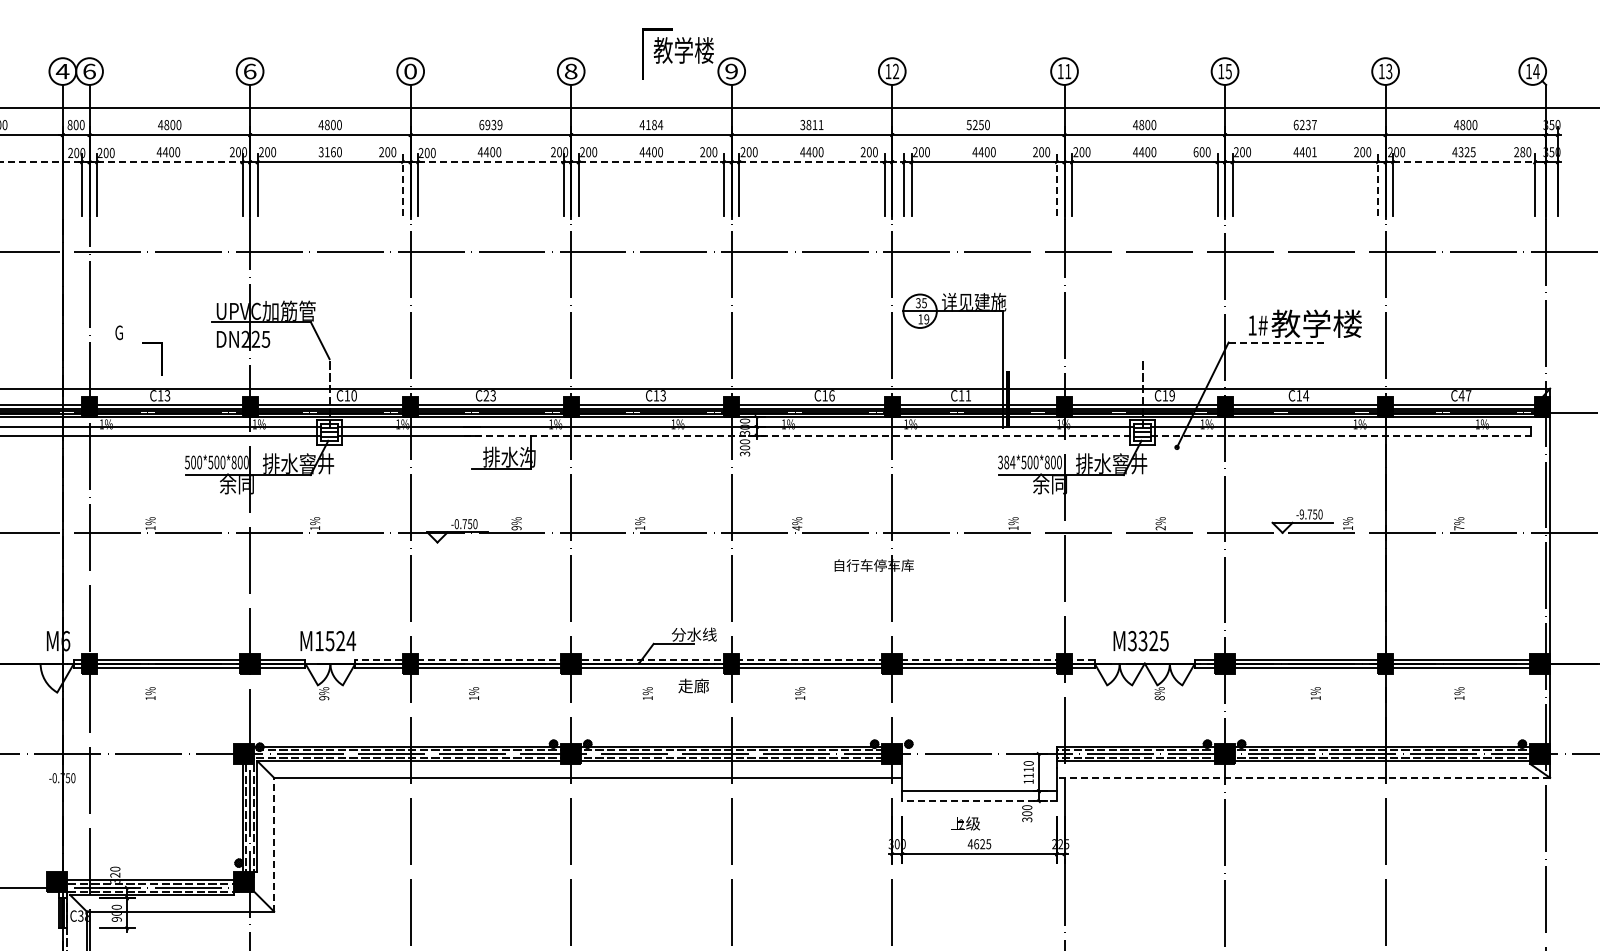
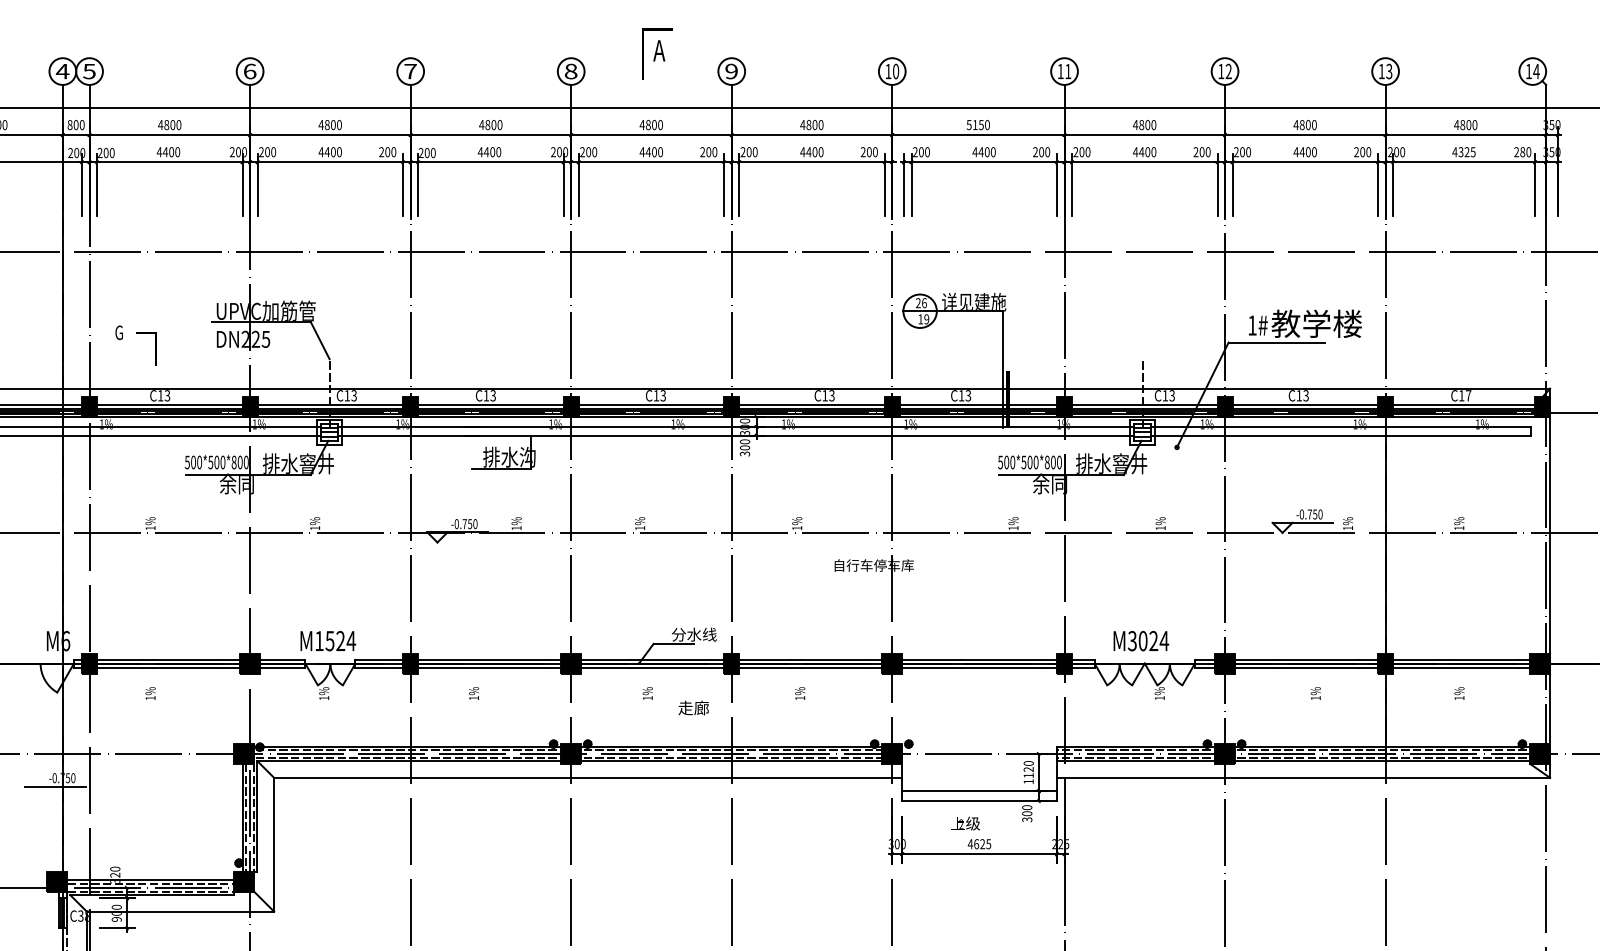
text: 教学楼 -> A (683, 50)
text: 6 -> 5 (89, 71)
text: 0 -> 7 (410, 71)
text: 12 -> 10 (895, 71)
text: 15 -> 12 (1228, 71)
text: 5250 -> 5150 (974, 124)
text: 6939 -> 4800 (490, 125)
text: 4184 -> 4800 (654, 125)
text: 3811 -> 4800 (811, 125)
text: 6237 -> 4800 (1304, 125)
text: 3160 -> 4400 (326, 152)
text: 600 -> 200 (1195, 152)
text: 4401 -> 4400 (1314, 152)
line: dashed -> solid (41, 162)
line: dashed -> solid (169, 162)
line: dashed -> solid (490, 162)
line: dashed -> solid (651, 162)
line: dashed -> solid (812, 162)
line: dashed -> solid (1464, 162)
line: dashed -> solid (403, 184)
line: dashed -> solid (1057, 184)
line: dashed -> solid (1378, 184)
text: 35 -> 26 (921, 303)
line: dashed -> solid (1277, 342)
line position: (161, 358) -> (155, 348) (155, 348)
text: C10 -> C13 (353, 395)
text: C23 -> C13 (486, 395)
text: C16 -> C13 (831, 395)
text: C11 -> C13 (968, 395)
text: C19 -> C13 (1171, 395)
text: C14 -> C13 (1306, 395)
text: C47 -> C17 (1461, 395)
line: dashed -> solid (799, 435)
line: dashed -> solid (1340, 435)
text: 384*500*800 -> 500*500*800 (1006, 462)
text: -9.750 -> -0.750 (1301, 514)
text: 9% -> 1% (516, 528)
text: 4% -> 1% (797, 528)
text: 2% -> 1% (1160, 528)
text: 7% -> 1% (1459, 528)
text: M3325 -> M3024 (1153, 641)
line: dashed -> solid (725, 659)
text position: (693, 685) -> (693, 707) (693, 707)
text: 9% -> 1% (324, 698)
text: 8% -> 1% (1159, 698)
text: 1110 -> 1120 (1028, 769)
line: dashed -> solid (1303, 777)
line: none -> present (55, 786)
line: dashed -> solid (979, 801)
line: dashed -> solid (274, 844)
